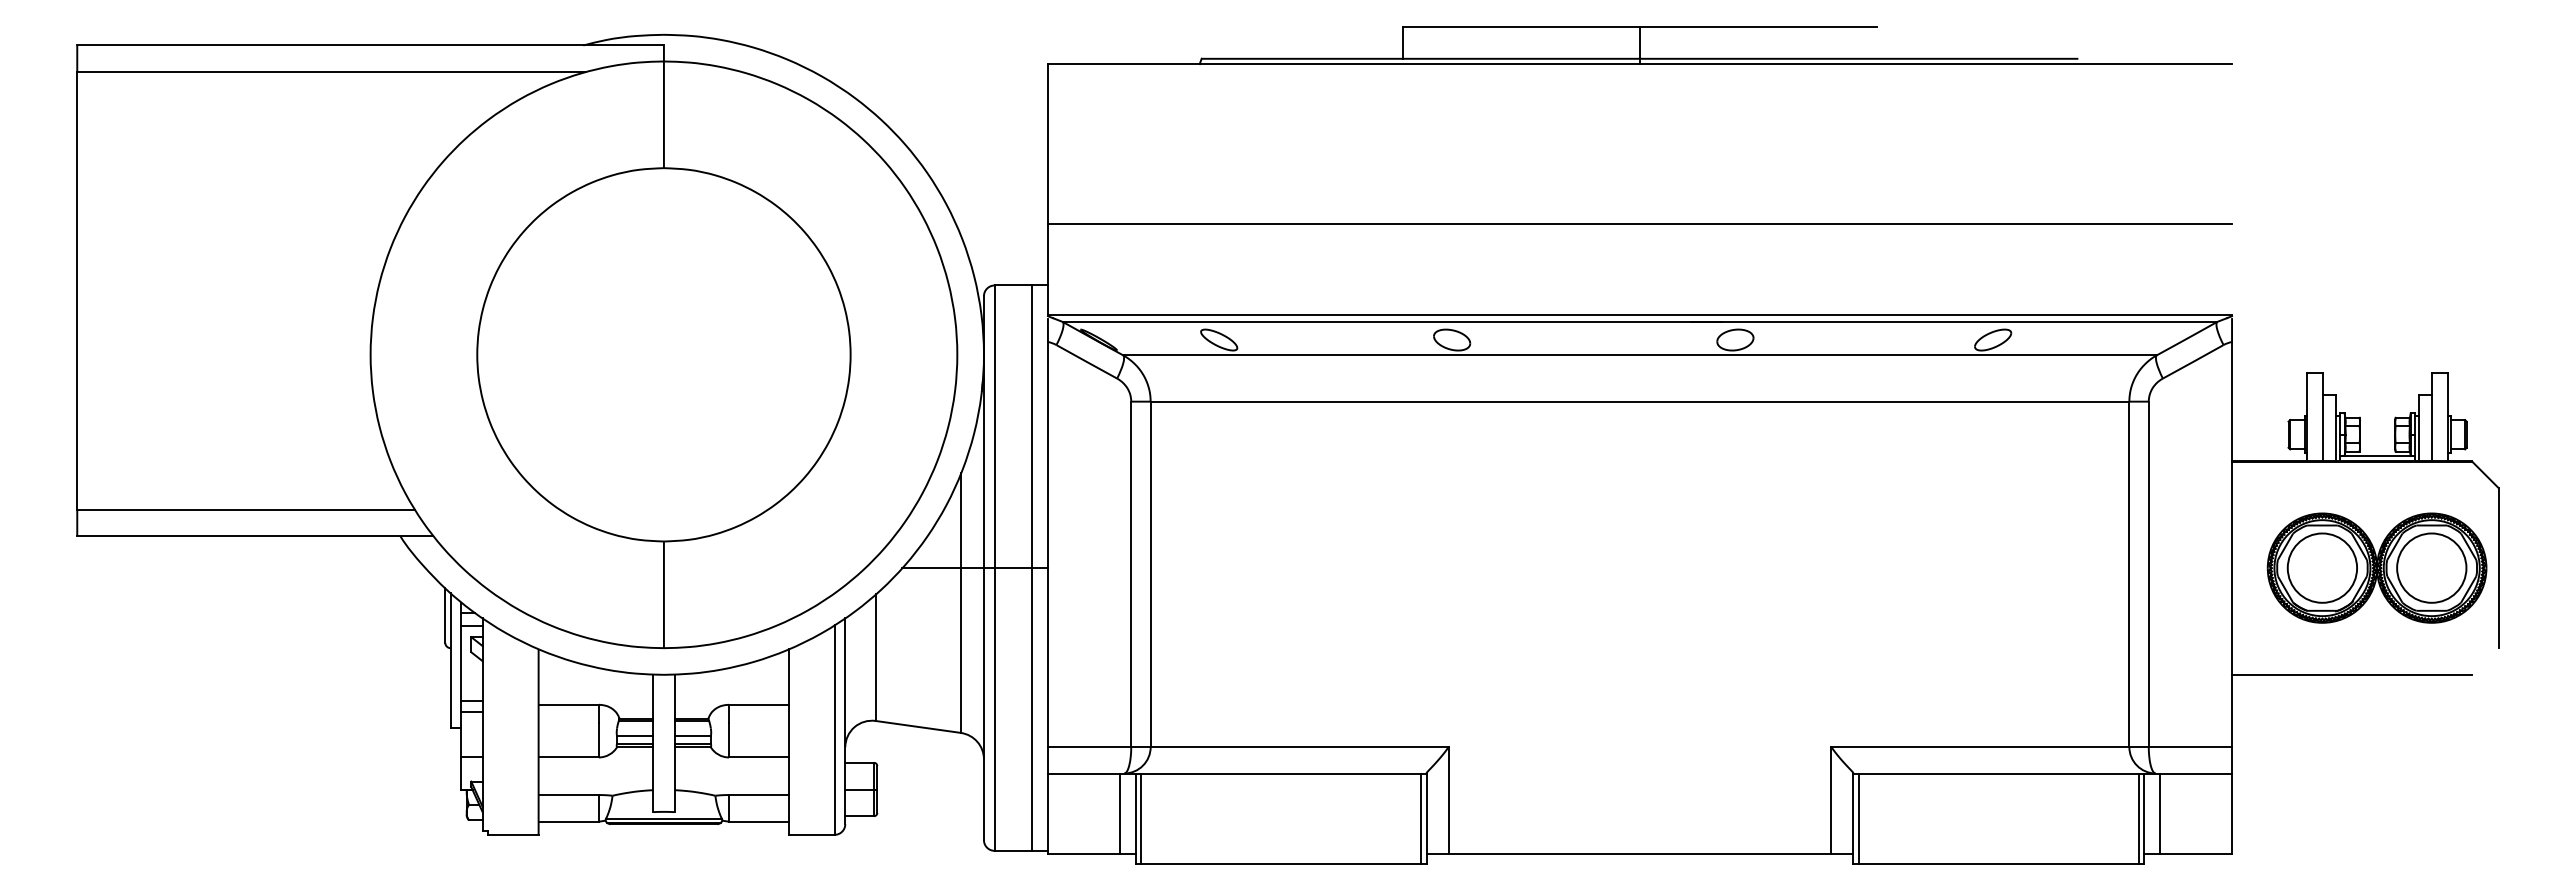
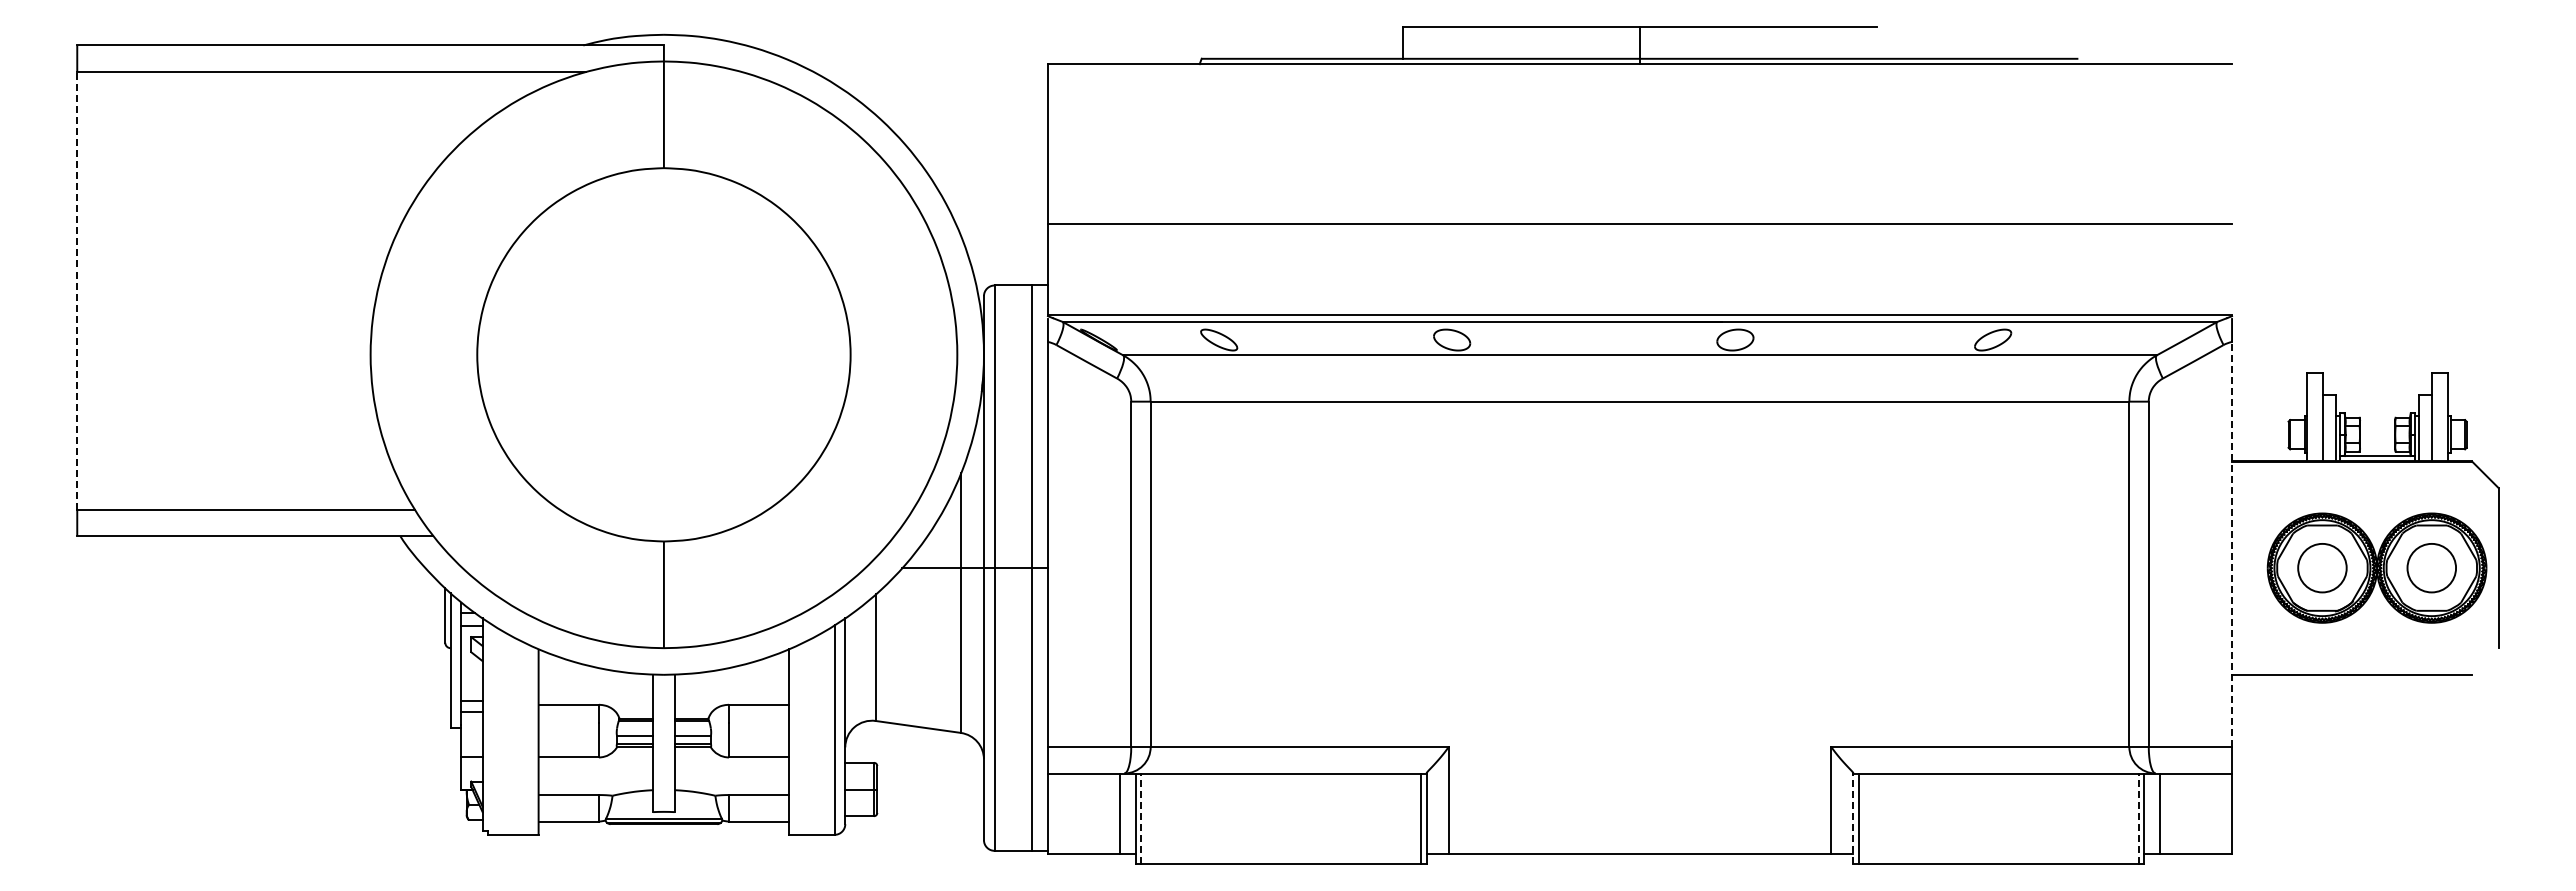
line: solid -> dashed (77, 290)
line: solid -> dashed (2232, 543)
circle diameter: 69 px -> 49 px (2322, 567)
circle diameter: 69 px -> 49 px (2431, 567)
line: solid -> dashed (1141, 818)
line: solid -> dashed (1853, 818)
line: solid -> dashed (2138, 818)
